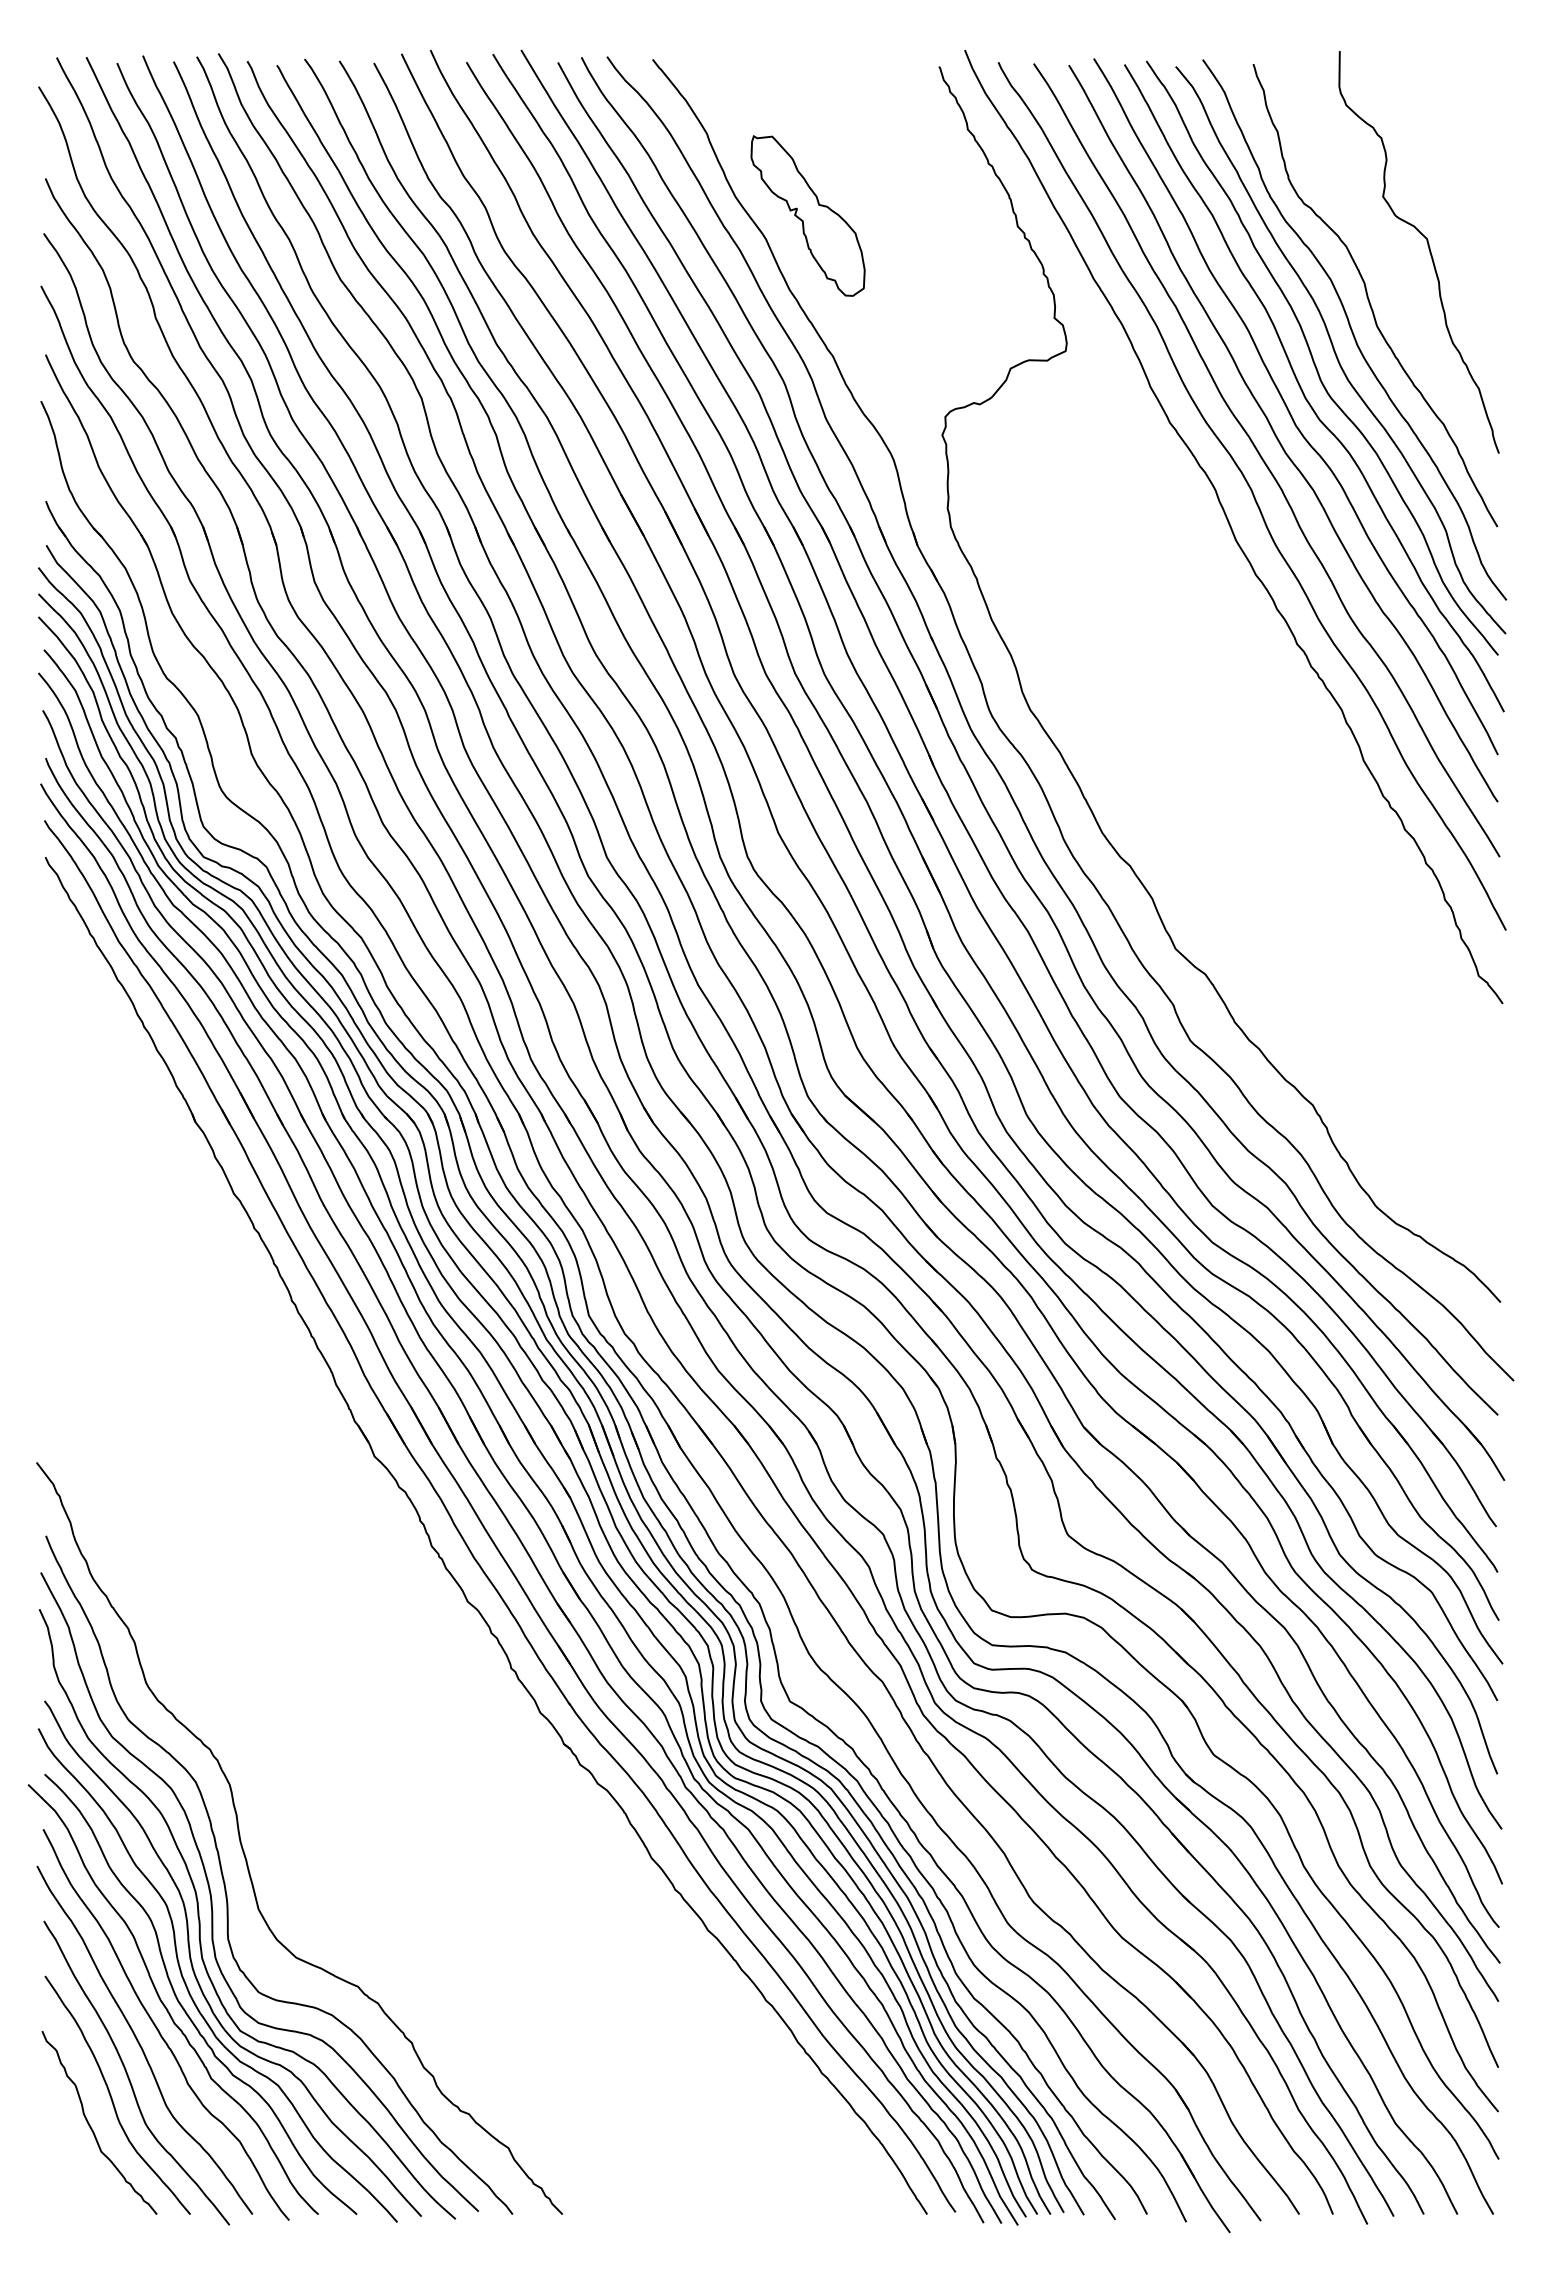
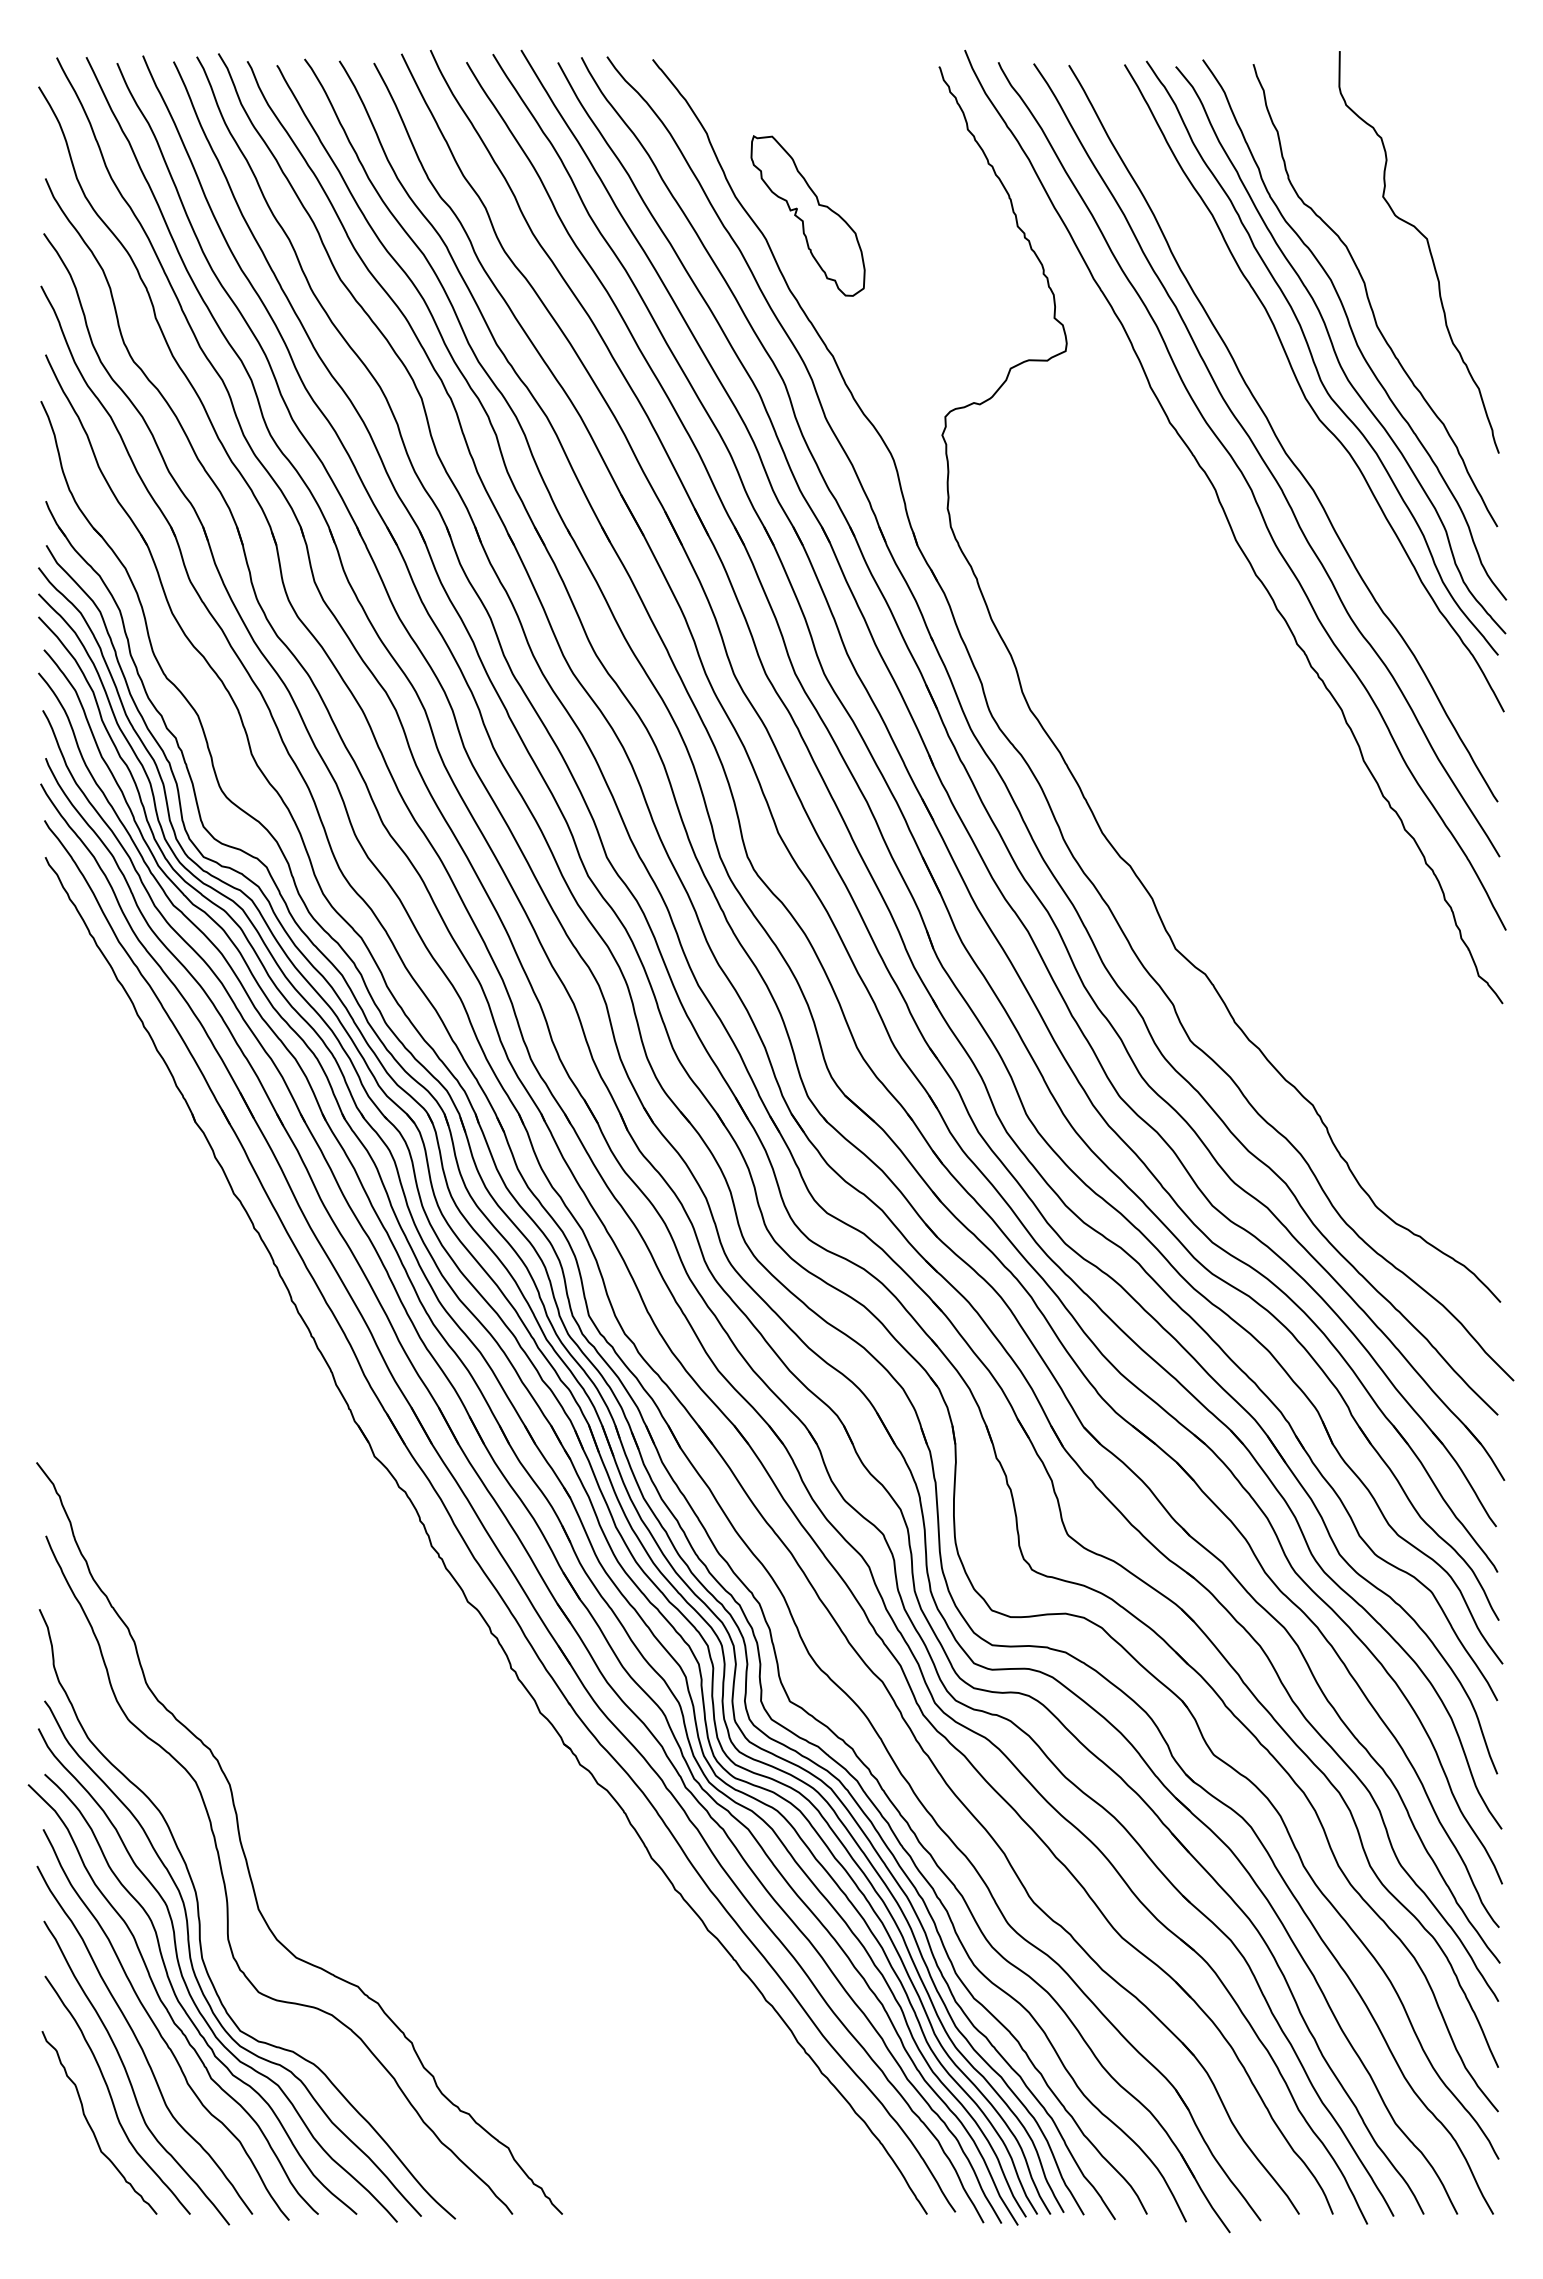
curve: present -> none (1289, 410)
curve: present -> none (212, 1899)
